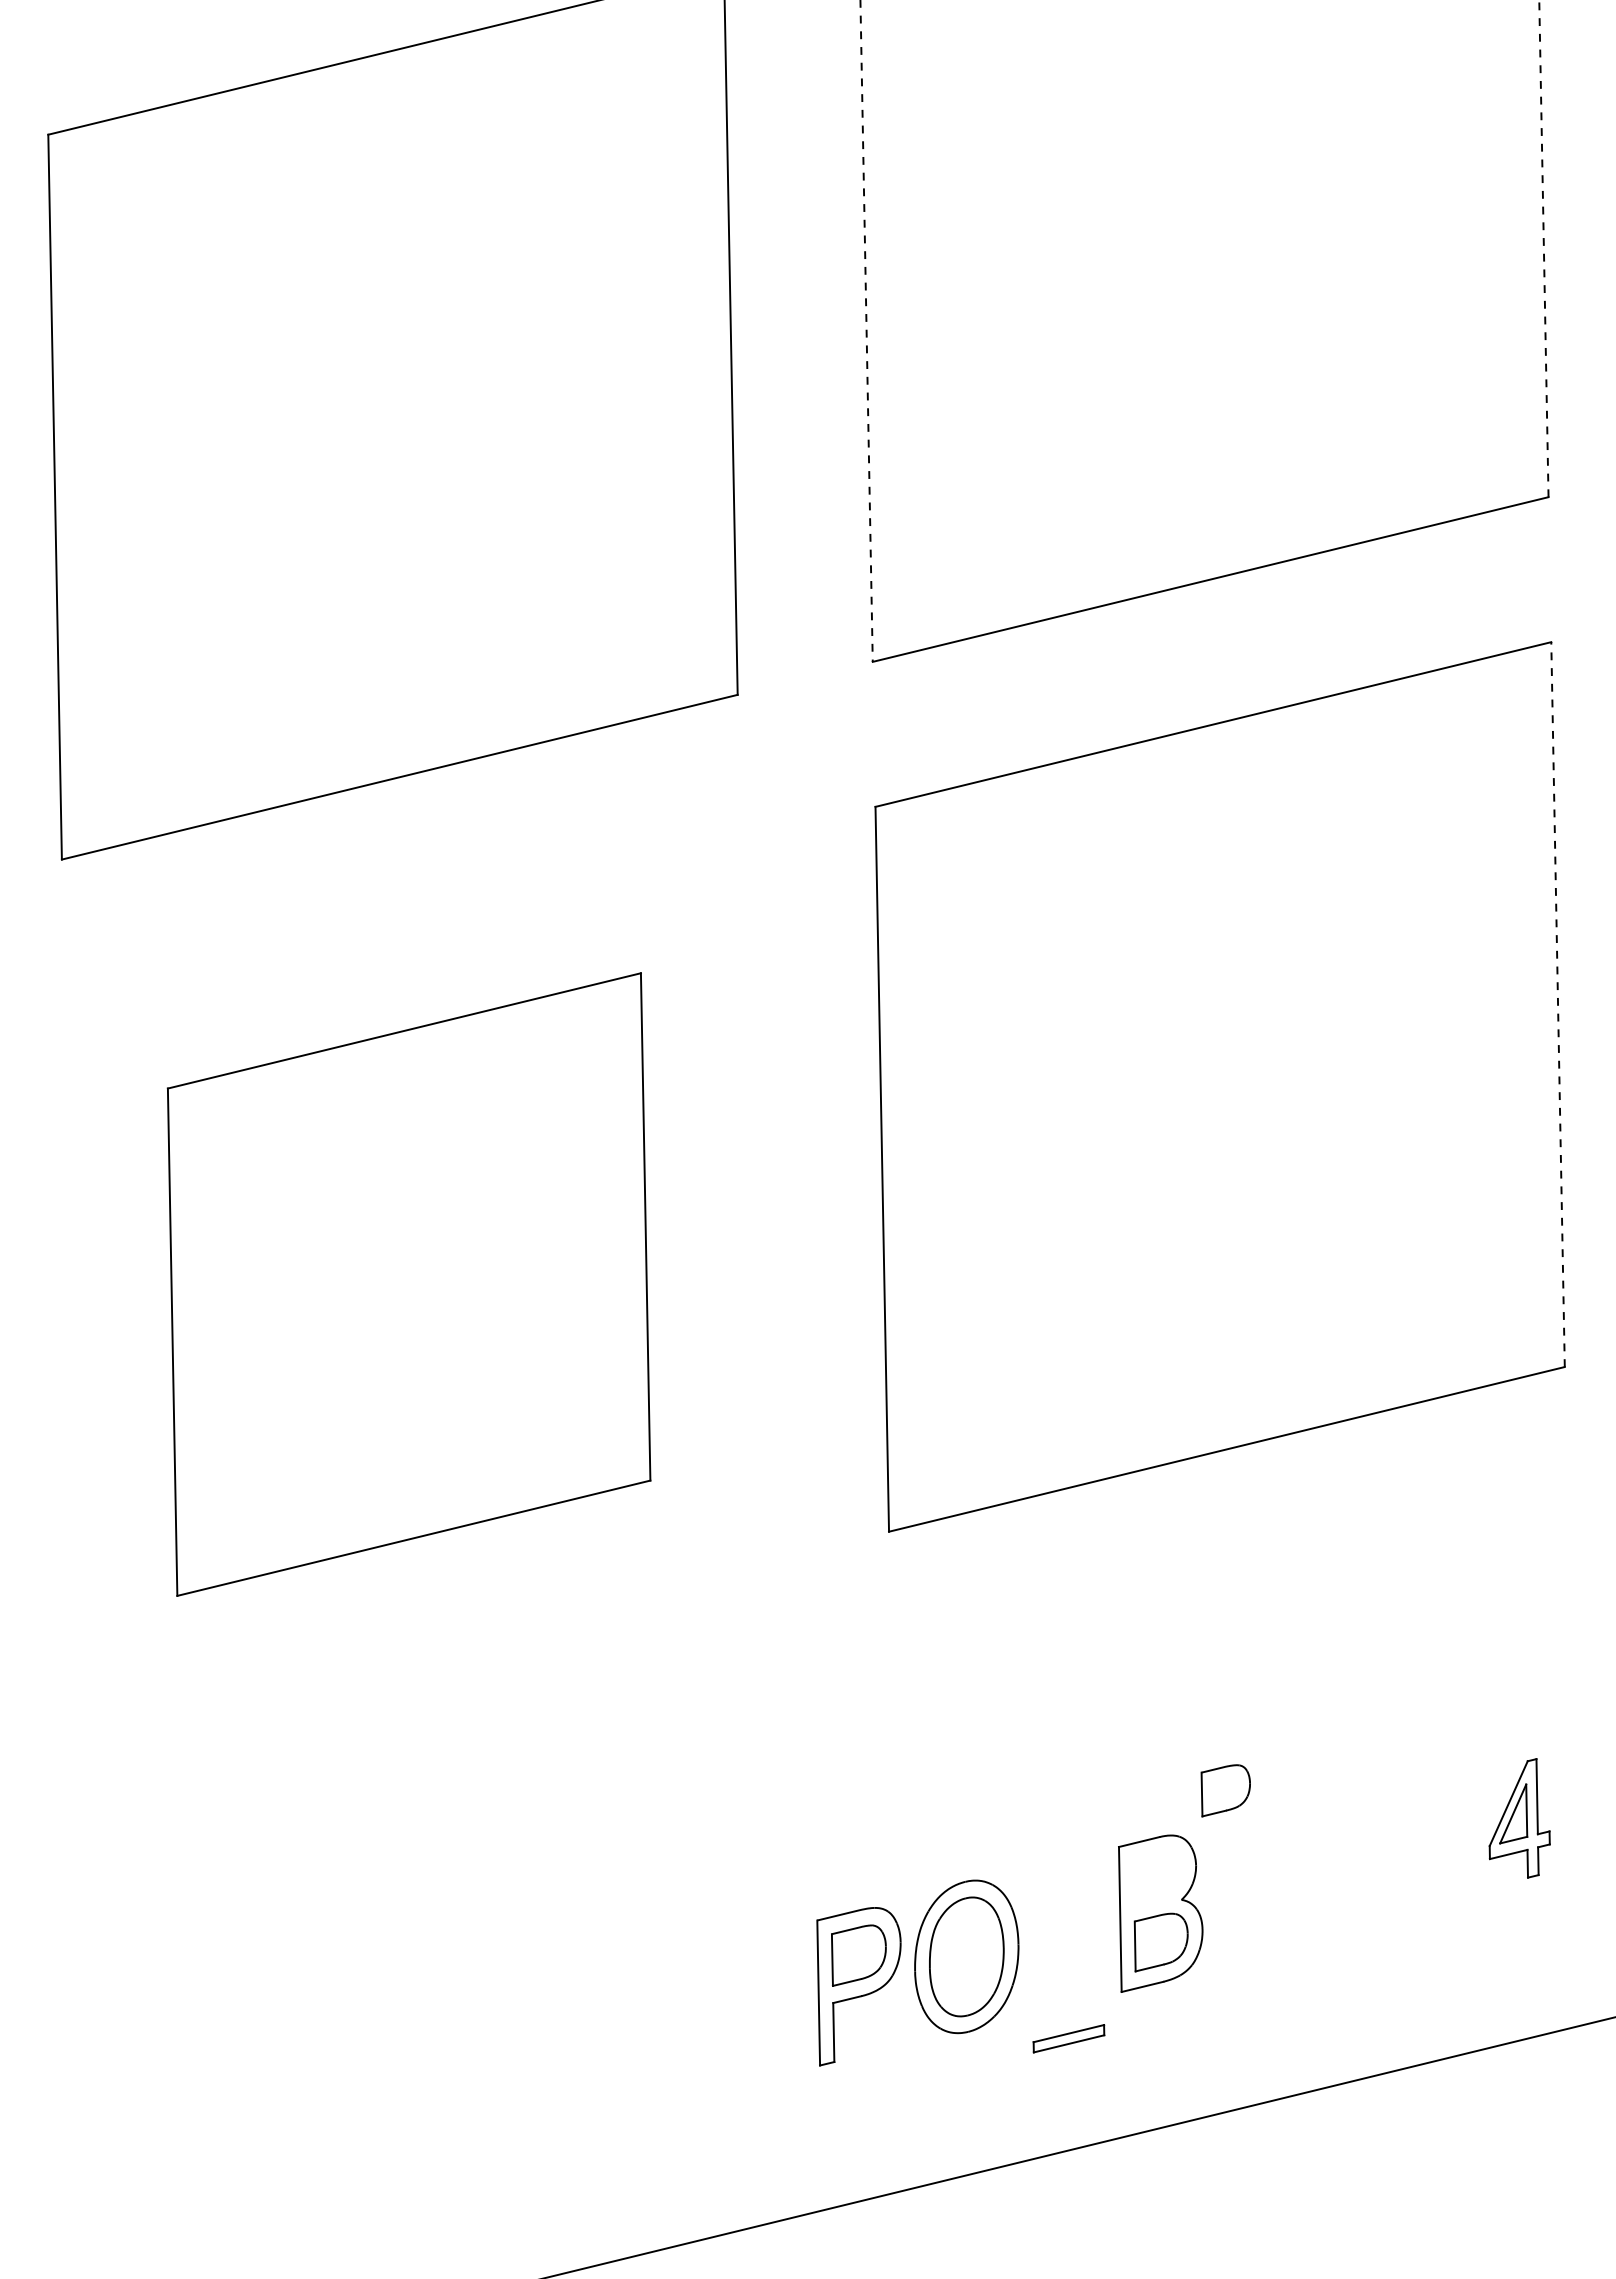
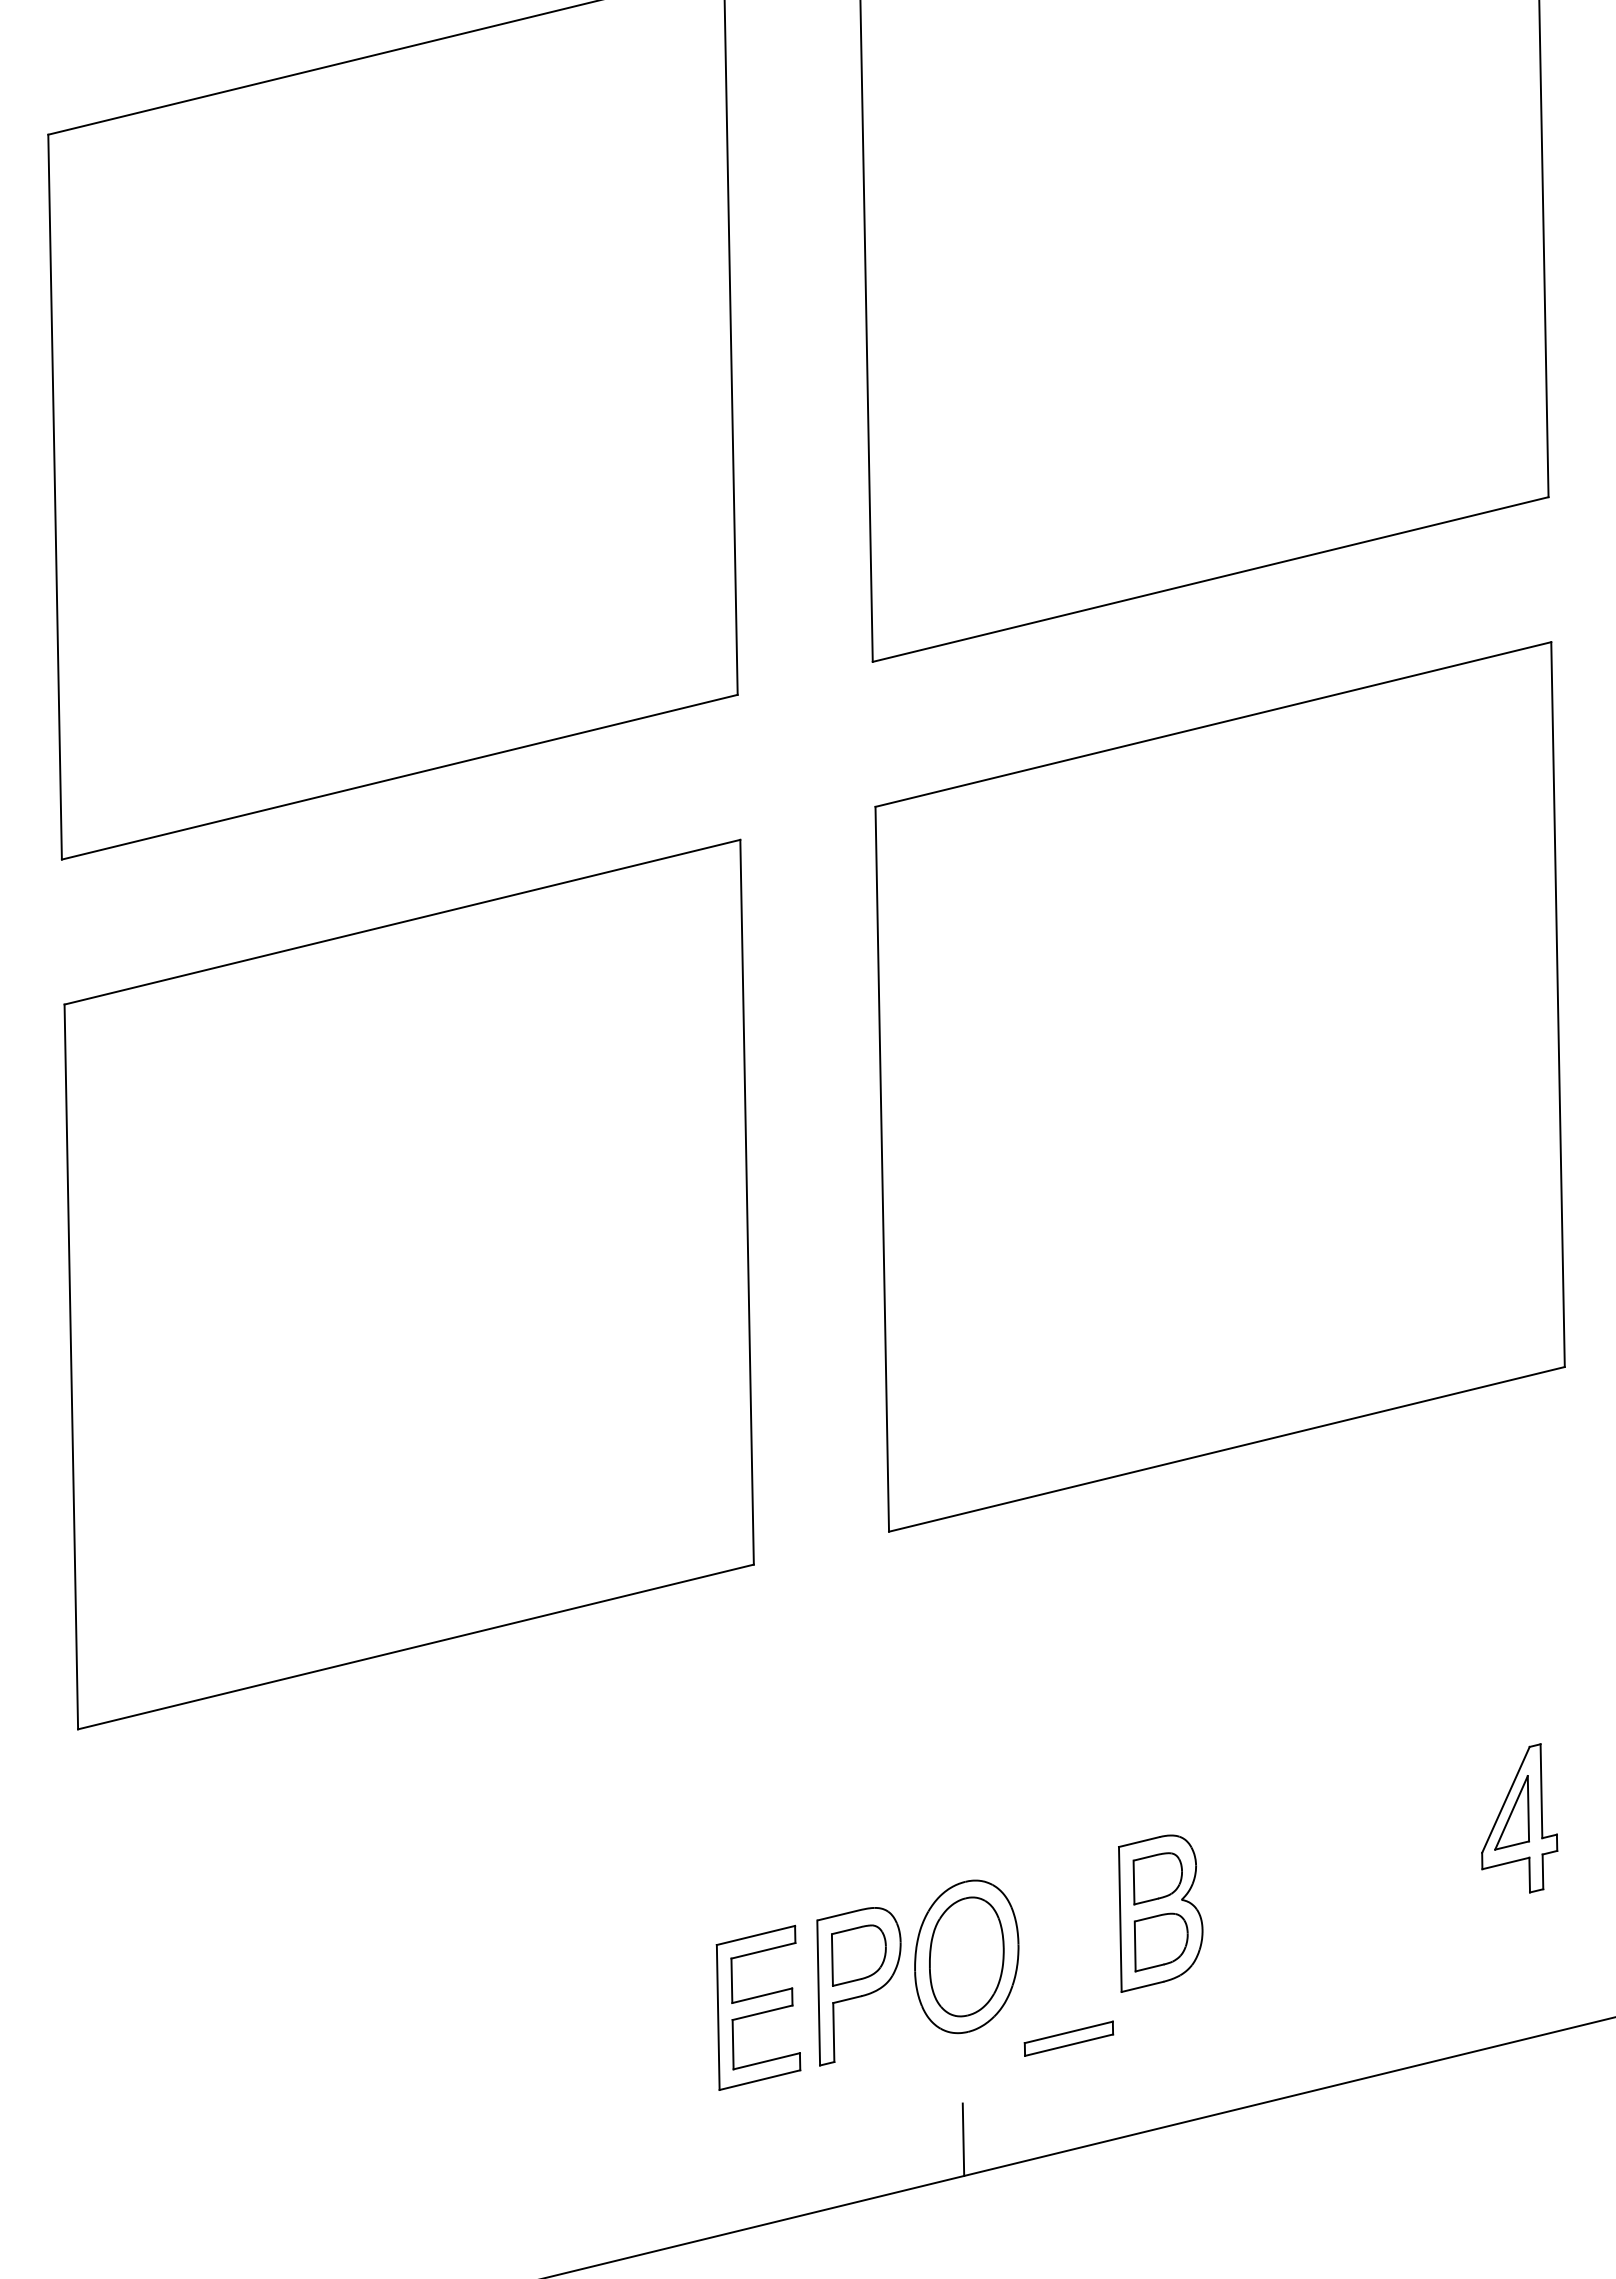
line: dashed -> solid (1543, 248)
line: dashed -> solid (866, 330)
line: dashed -> solid (1558, 1004)
part size: 486x625 px -> 692x893 px (408, 1284)
part position: (1225, 1790) -> (1157, 1878) (1157, 1878)
part size: 63x121 px -> 78x151 px (1519, 1818)
part: none -> present (758, 2007)
part size: 74x30 px -> 92x37 px (1068, 2038)
line: none -> present (963, 2139)
